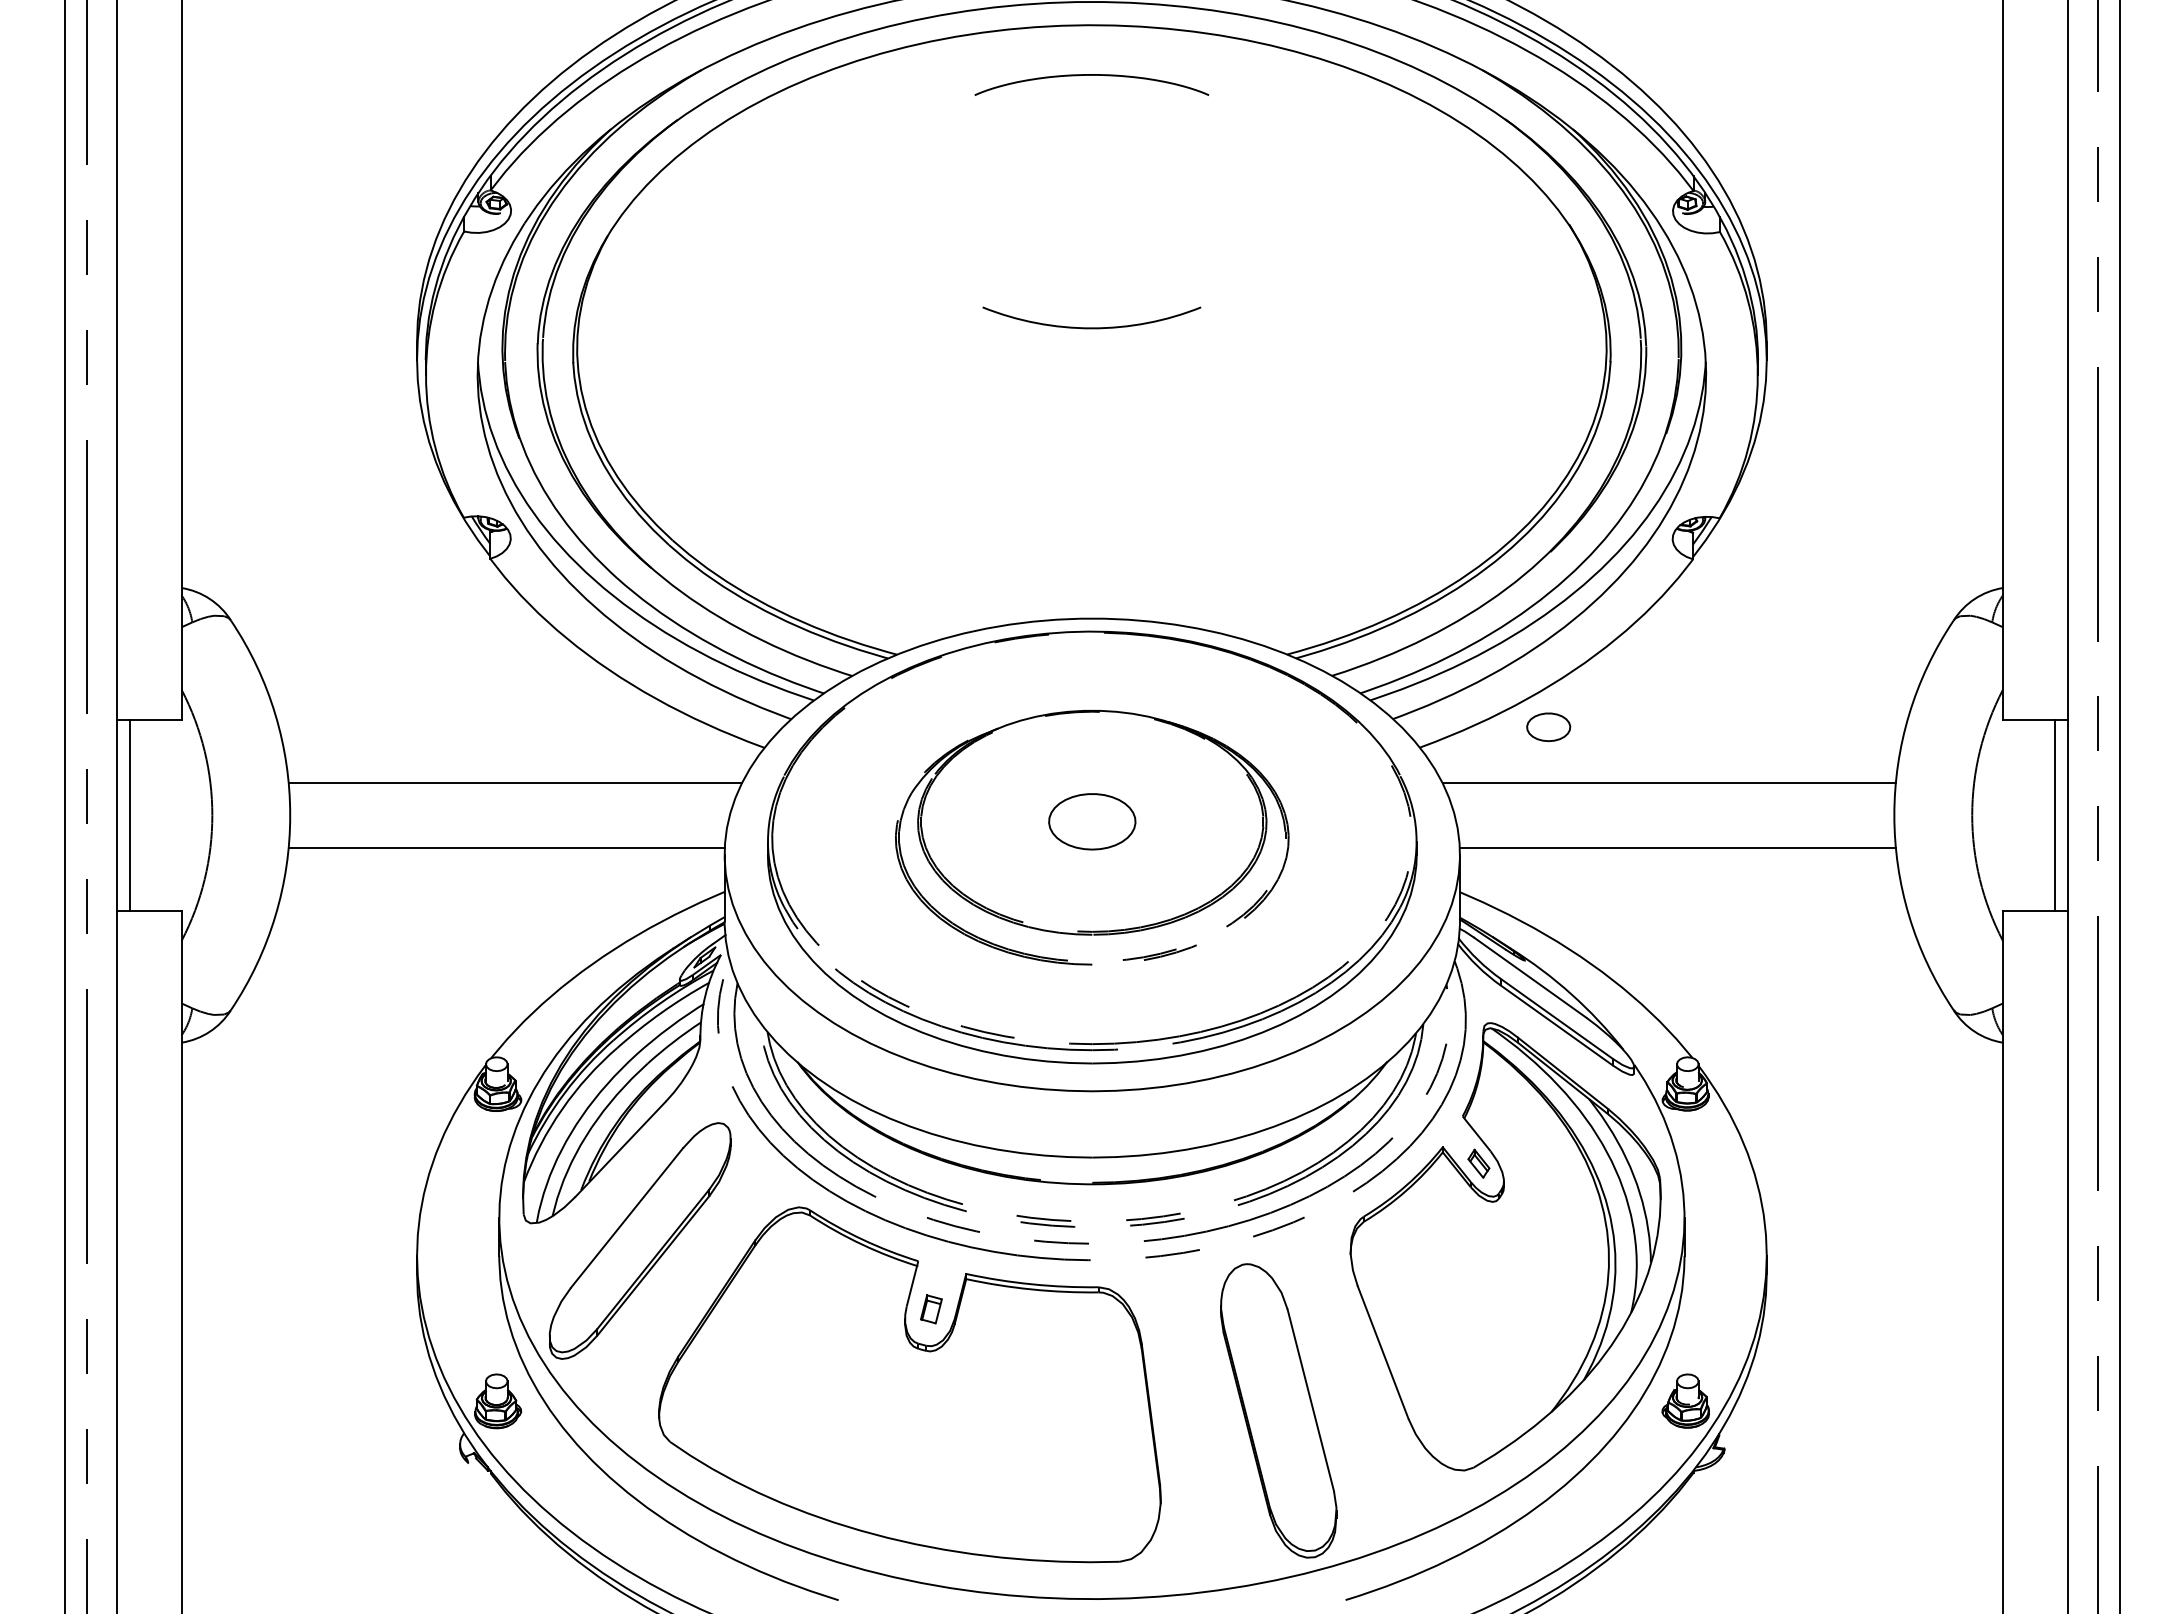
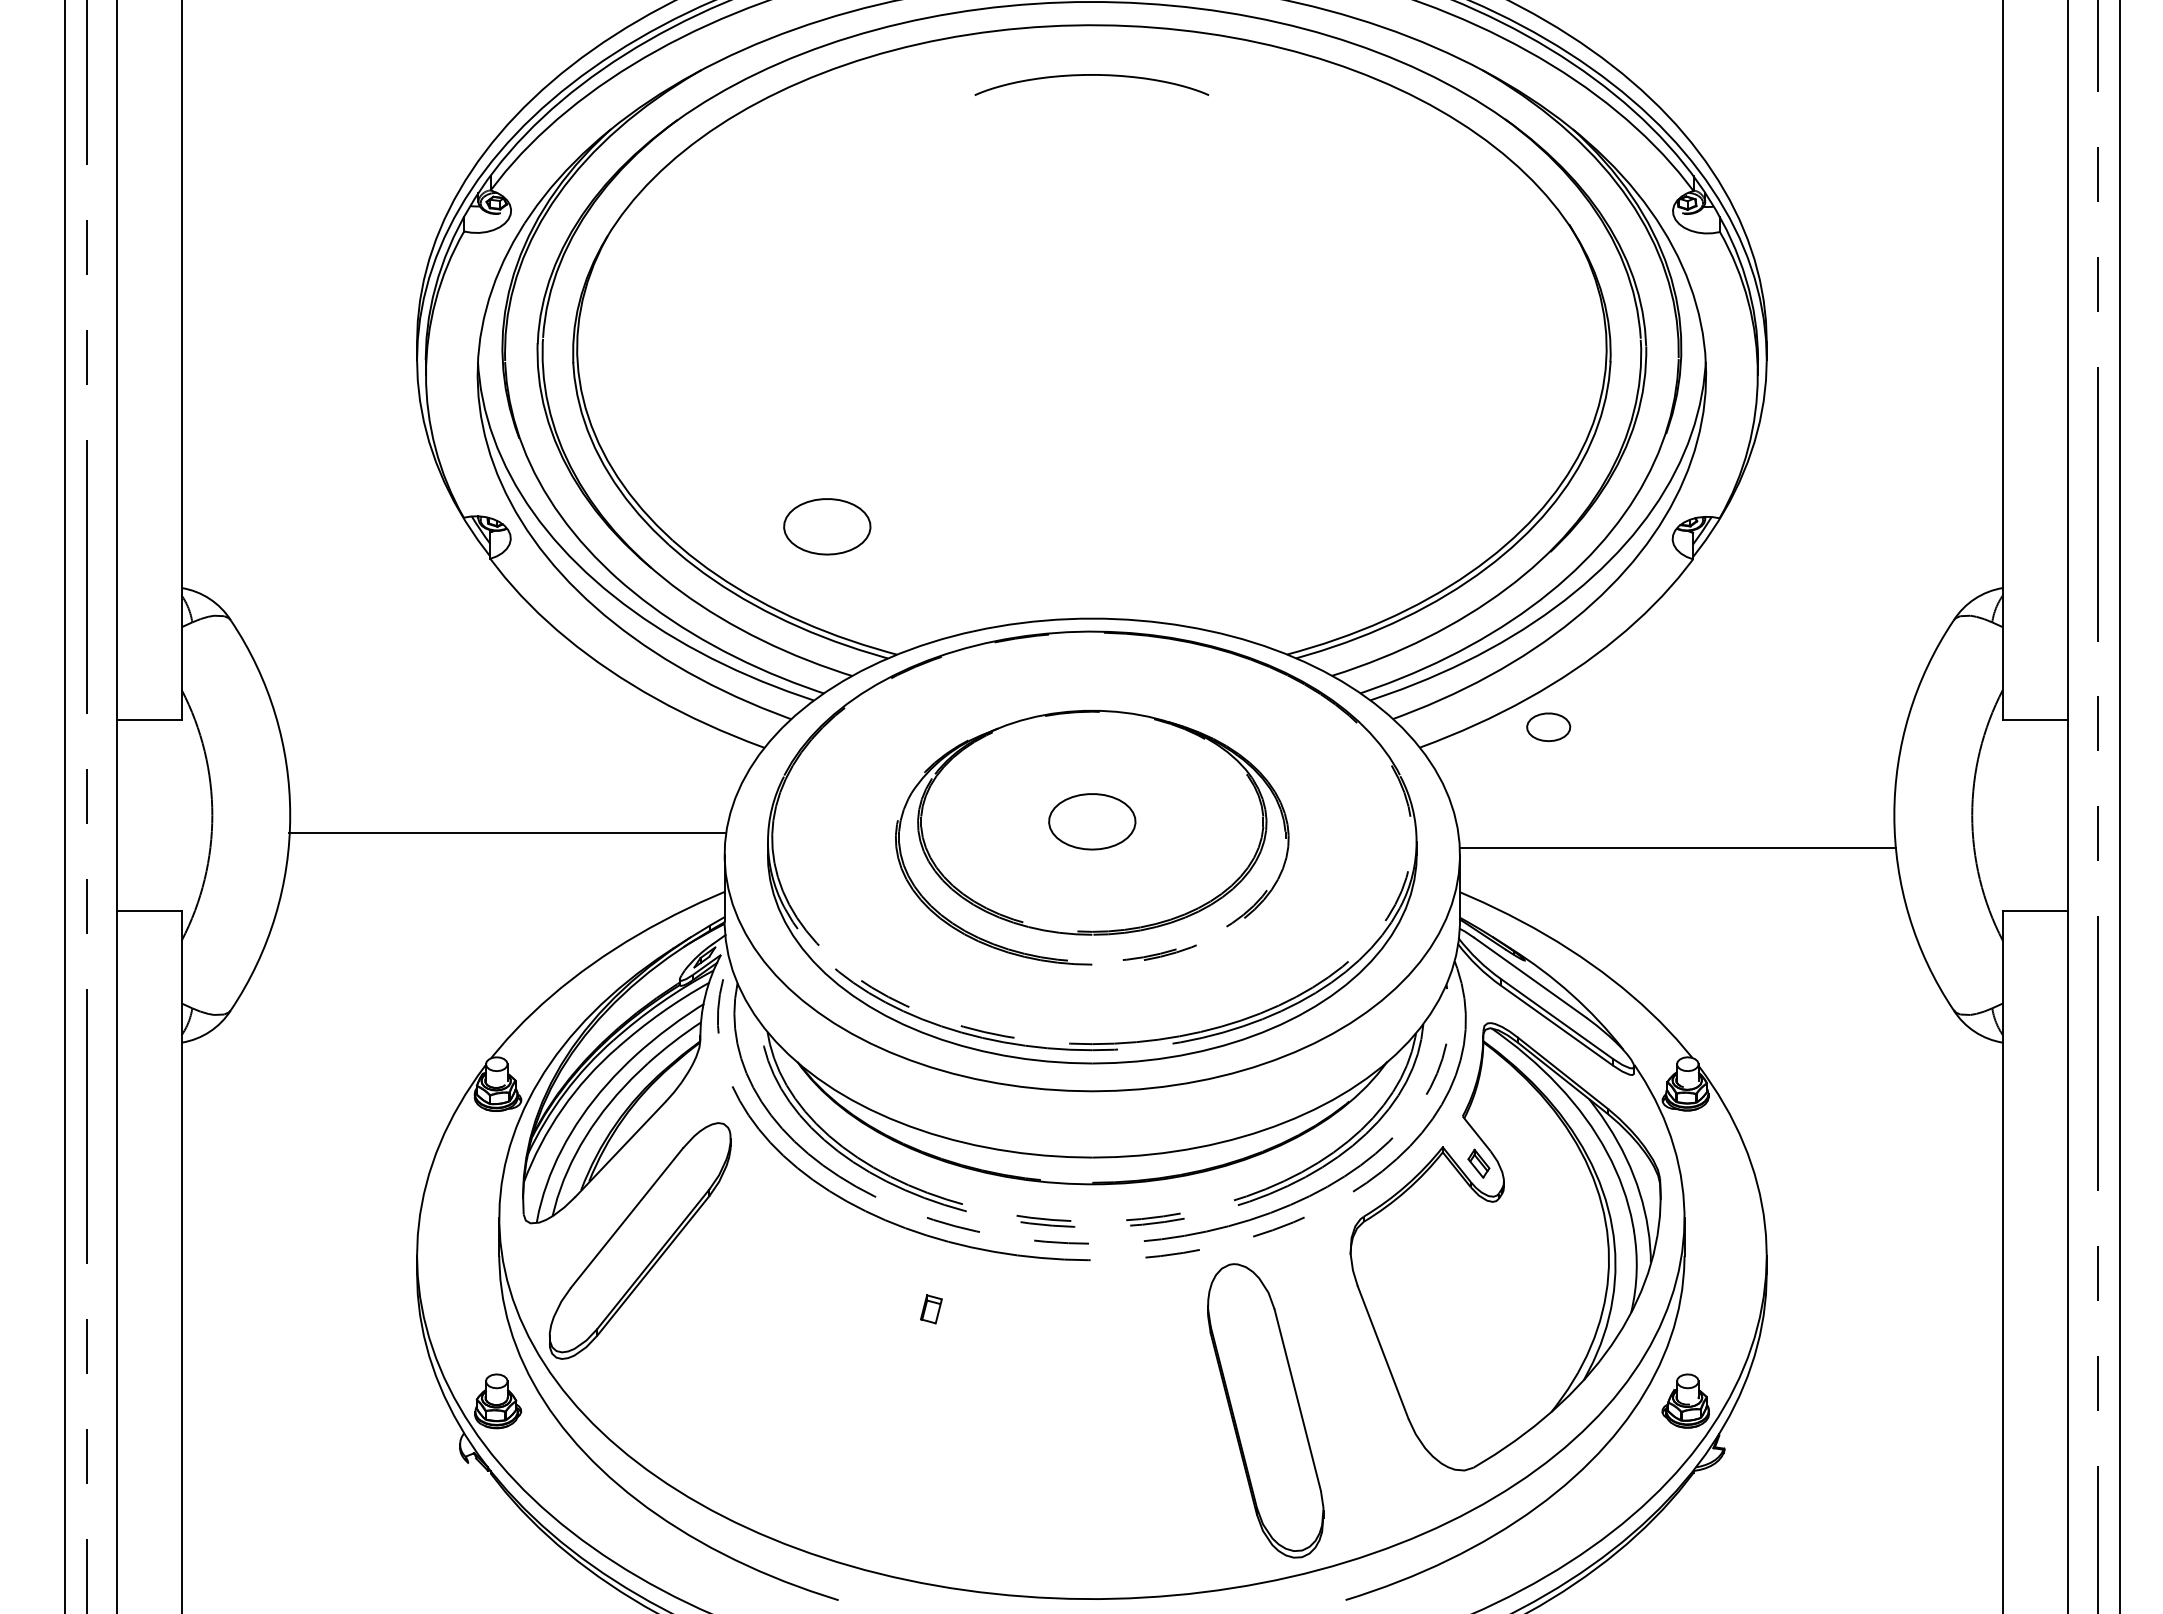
arc: present -> none (1091, 327)
part: none -> present (827, 526)
line: present -> none (515, 782)
line: present -> none (1668, 782)
line: present -> none (129, 815)
line: present -> none (2054, 815)
line position: (506, 847) -> (506, 832) (506, 832)
part: present -> none (909, 1384)
part position: (1278, 1410) -> (1265, 1410) (1265, 1410)
